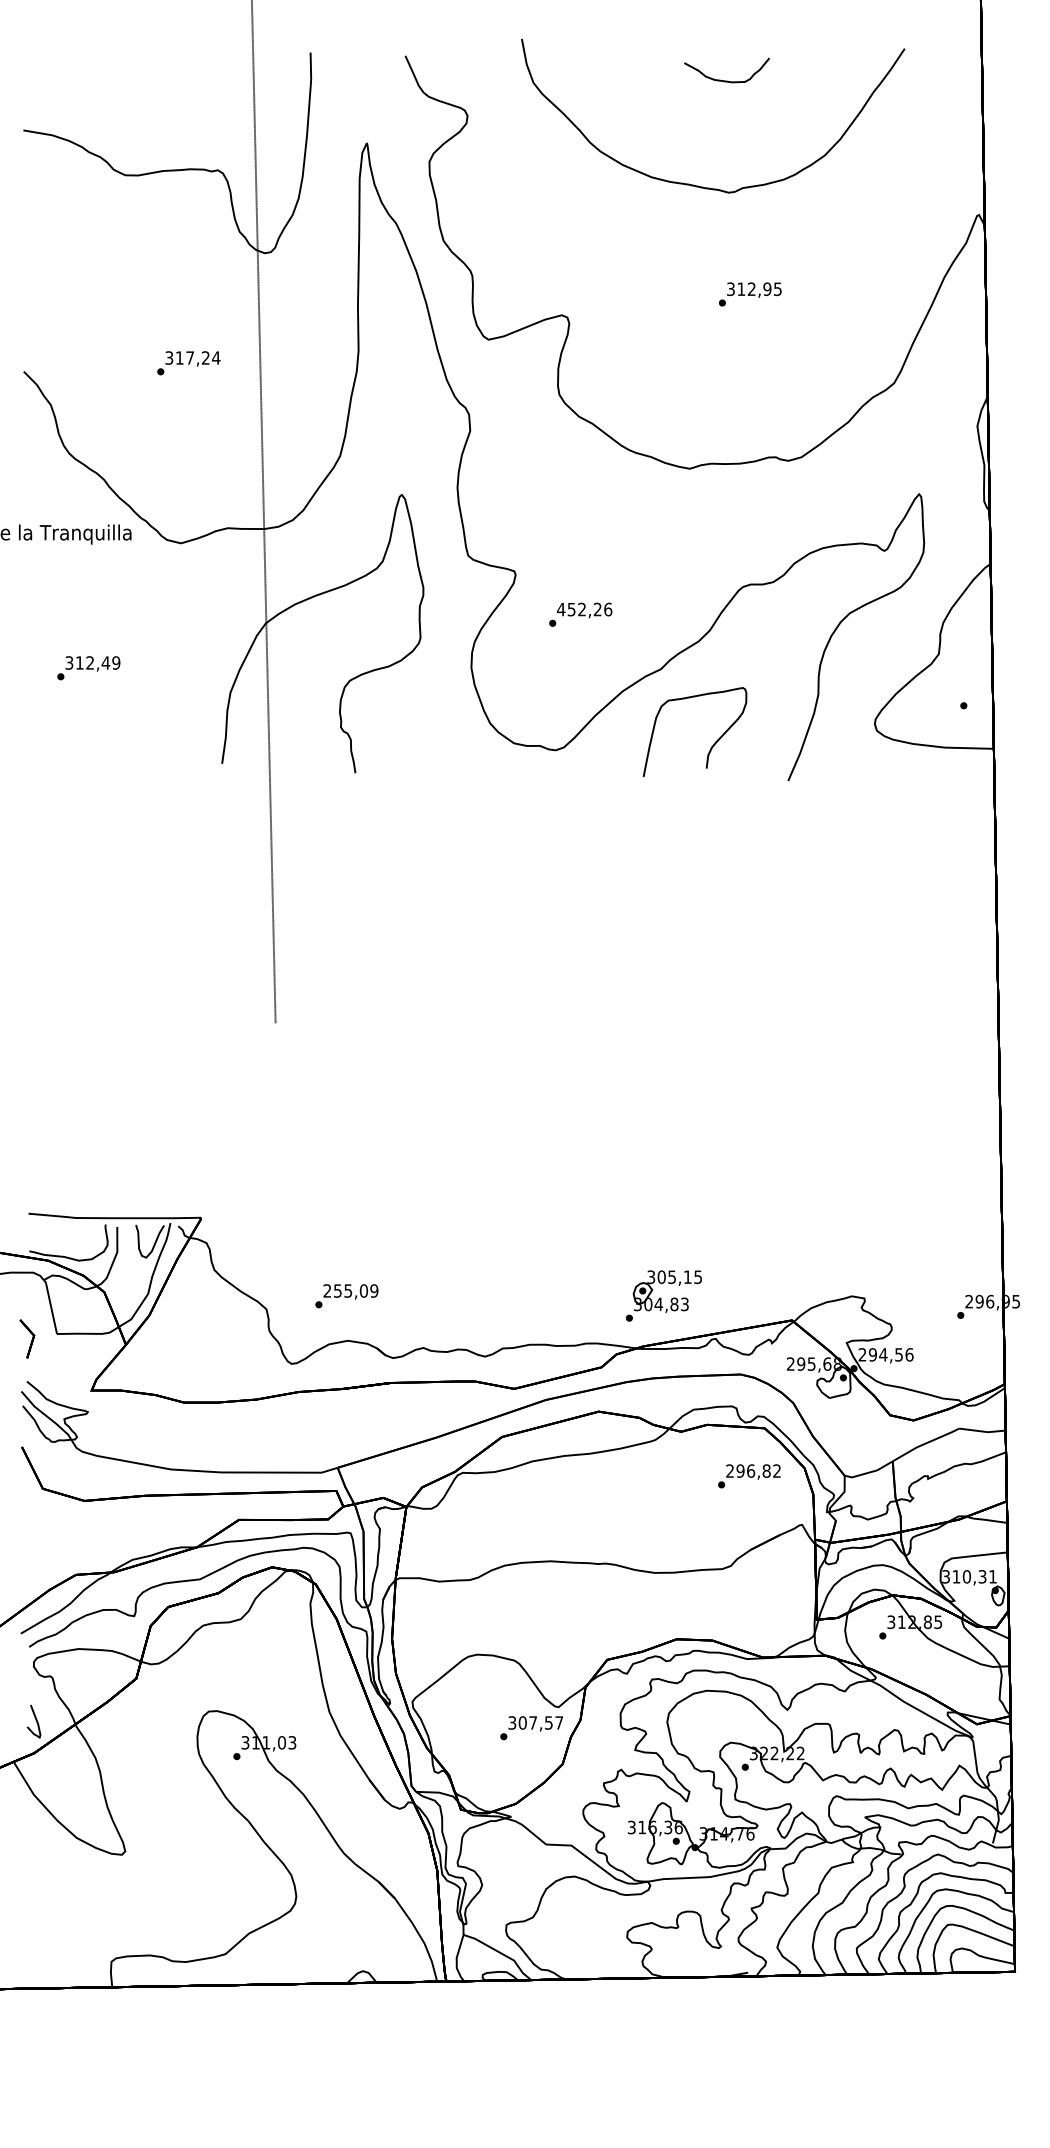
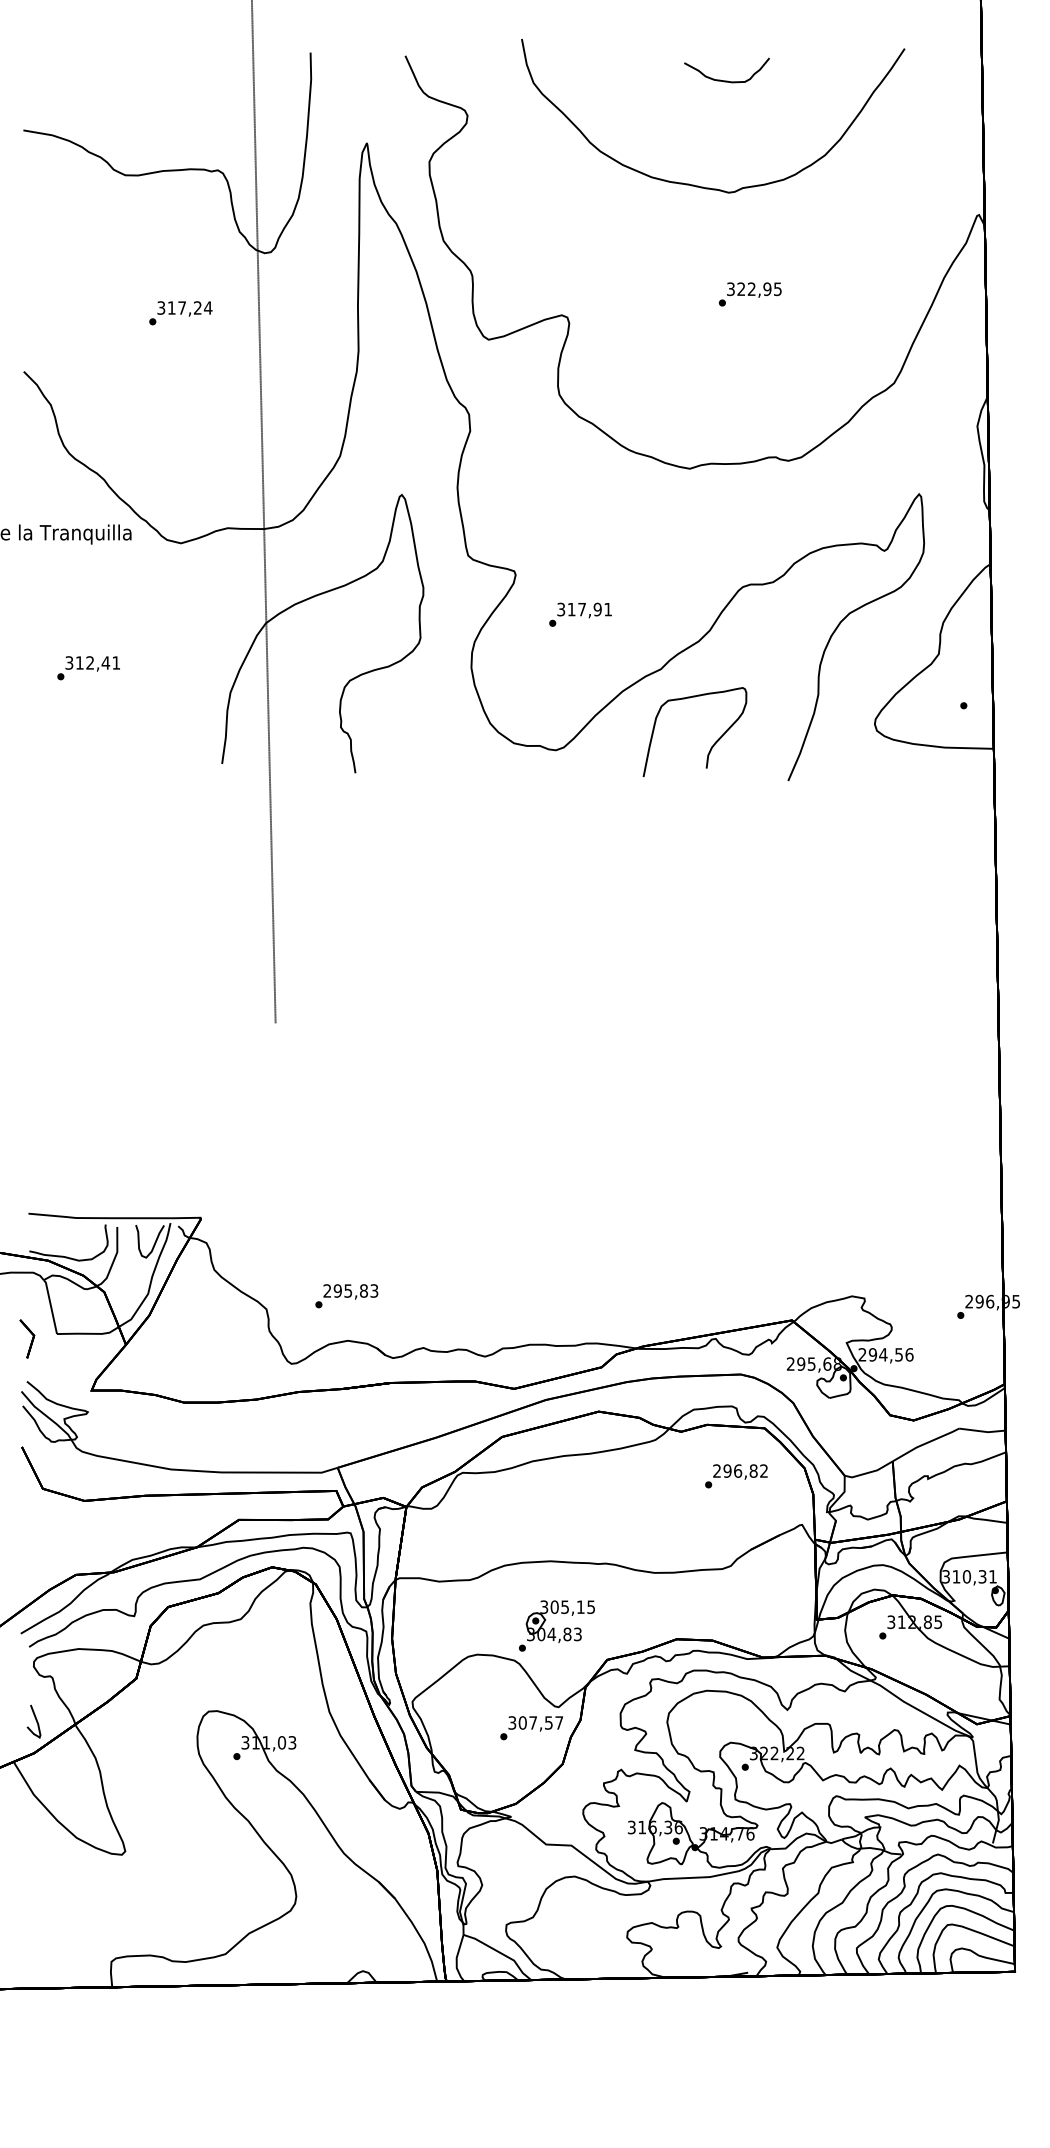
text: 312,95 -> 322,95 (741, 288)
text position: (188, 363) -> (180, 313) (180, 313)
text: 452,26 -> 317,91 (584, 609)
text: 312,49 -> 312,41 (116, 662)
text: 255,09 -> 295,83 (355, 1290)
part position: (663, 1295) -> (556, 1625) (556, 1625)
text position: (749, 1476) -> (736, 1476) (736, 1476)
